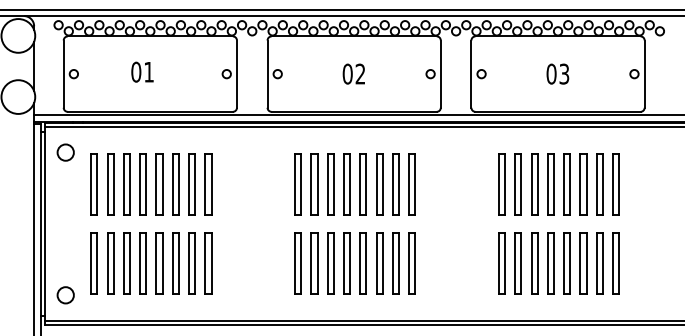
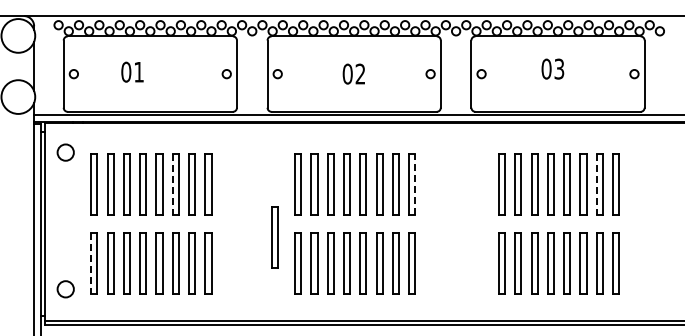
line: present -> none (341, 9)
text position: (142, 71) -> (132, 71) (132, 71)
text position: (557, 73) -> (552, 68) (552, 68)
line: present -> none (363, 127)
line: solid -> dashed (172, 184)
line: solid -> dashed (415, 184)
line: solid -> dashed (596, 184)
part: none -> present (274, 237)
line: solid -> dashed (91, 263)
circle position: (65, 295) -> (65, 289) (65, 289)
